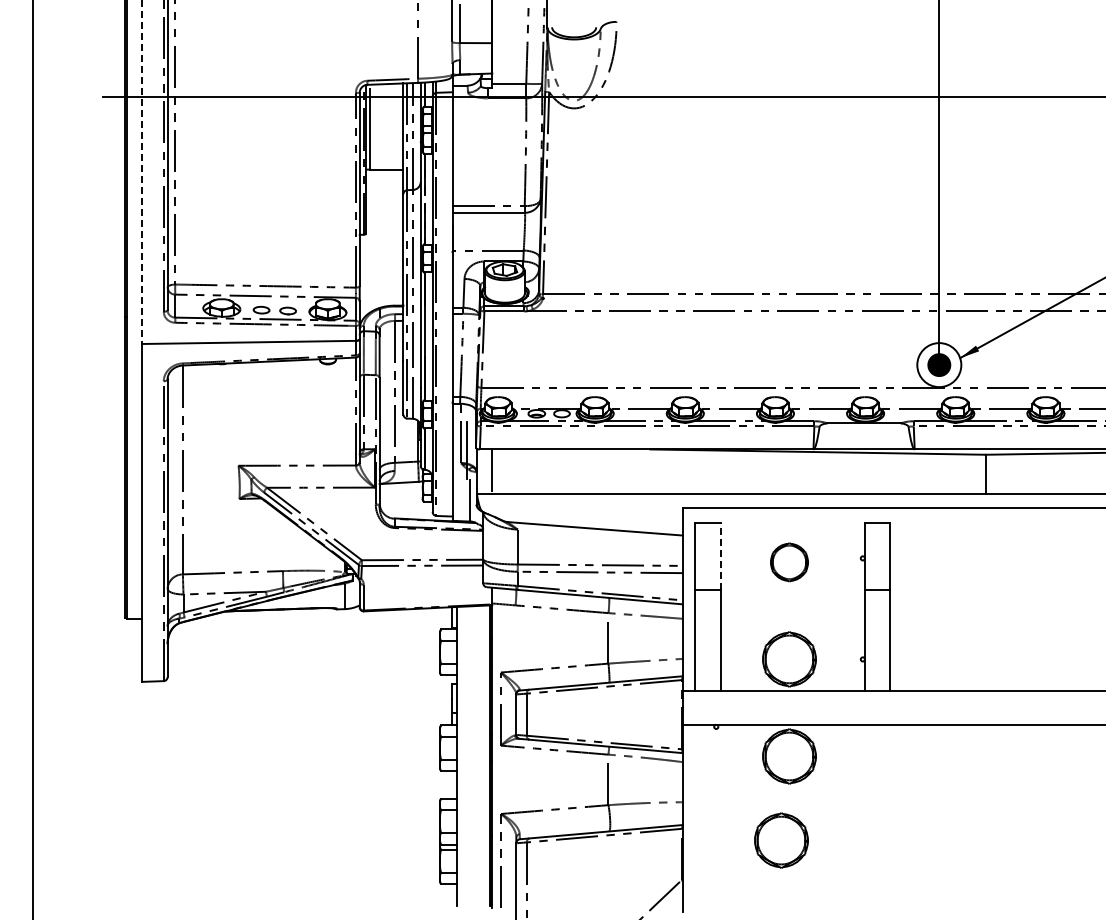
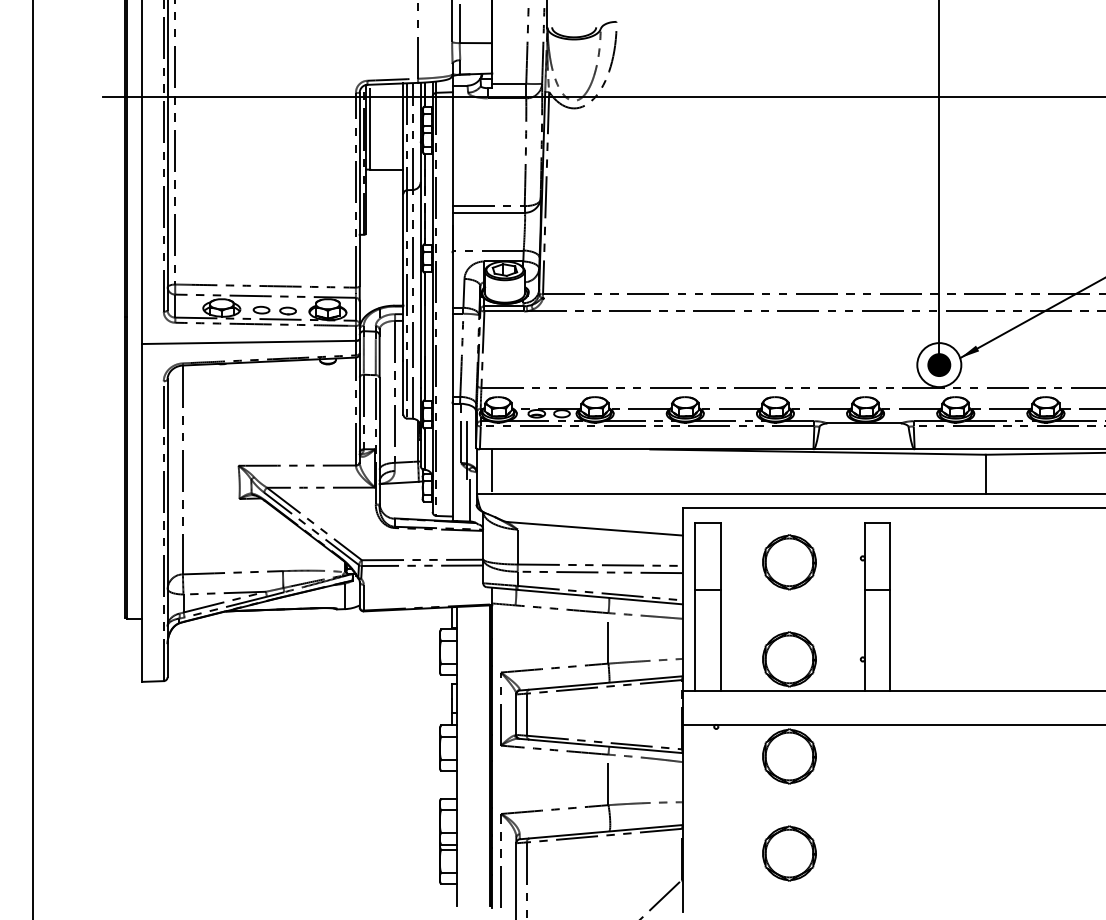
line: dashed -> solid (142, 172)
line: dashed -> solid (720, 556)
part size: 39x41 px -> 55x57 px (789, 562)
part position: (781, 840) -> (789, 853) (789, 853)
